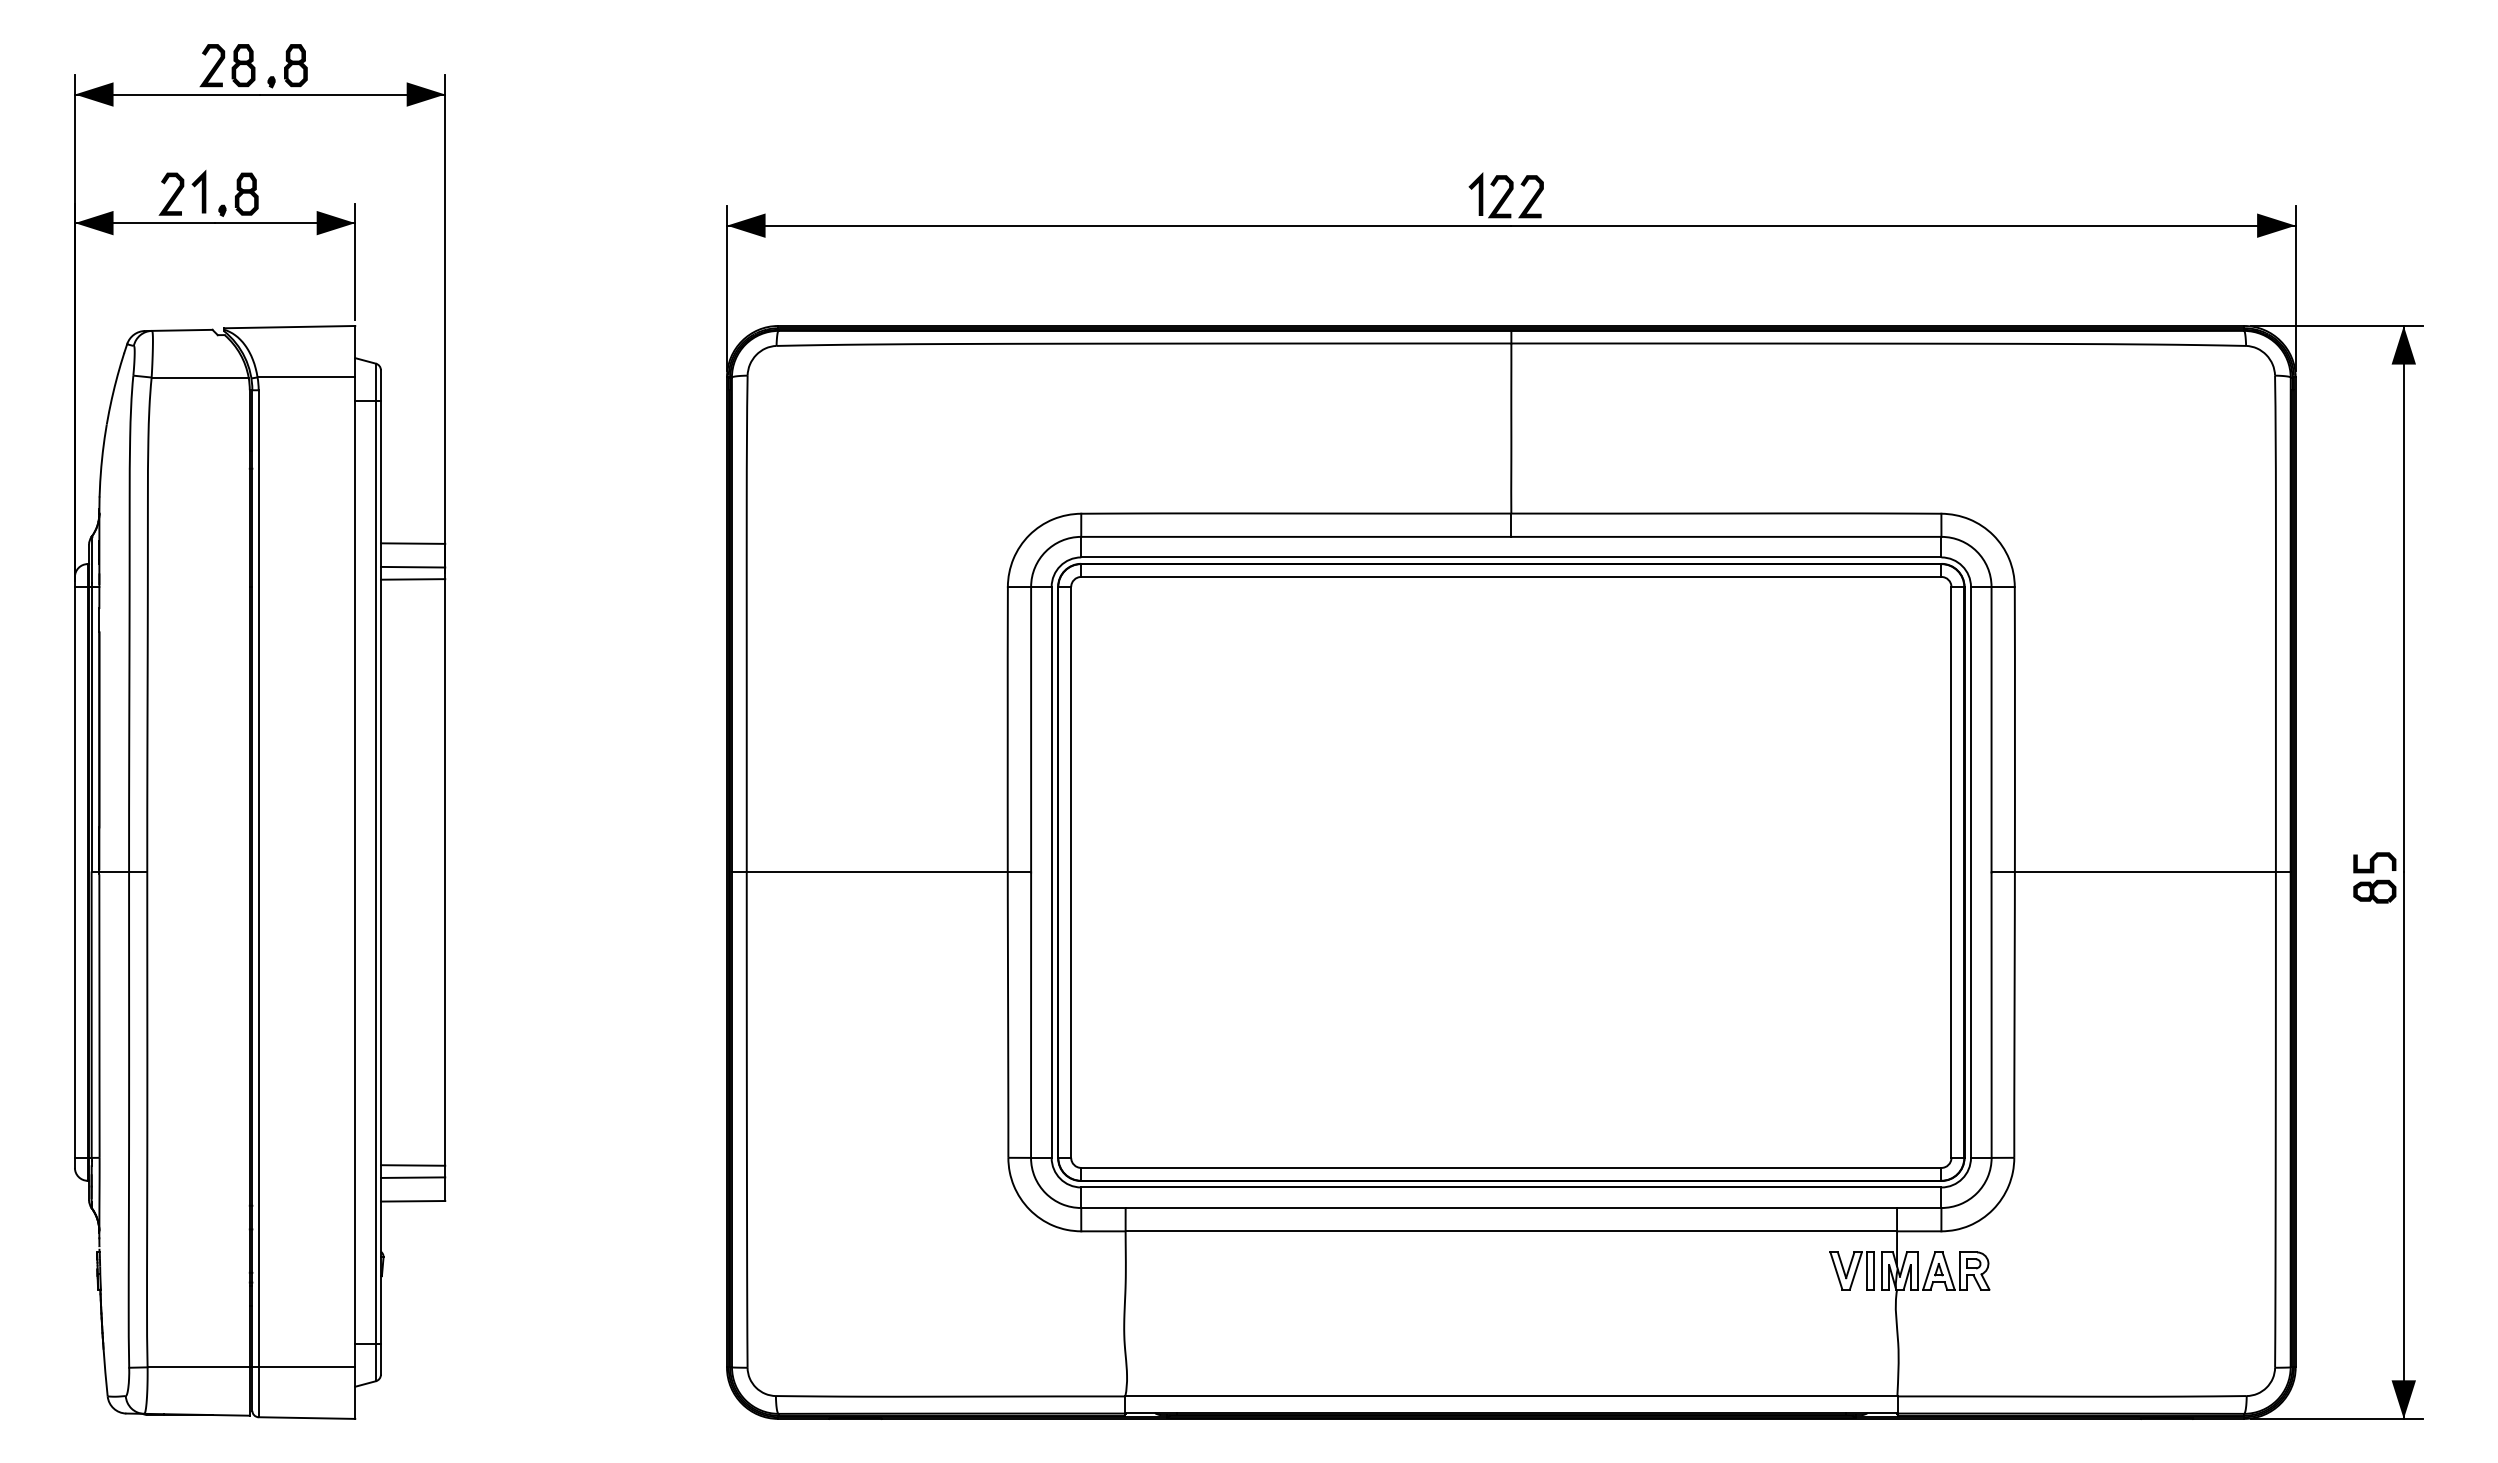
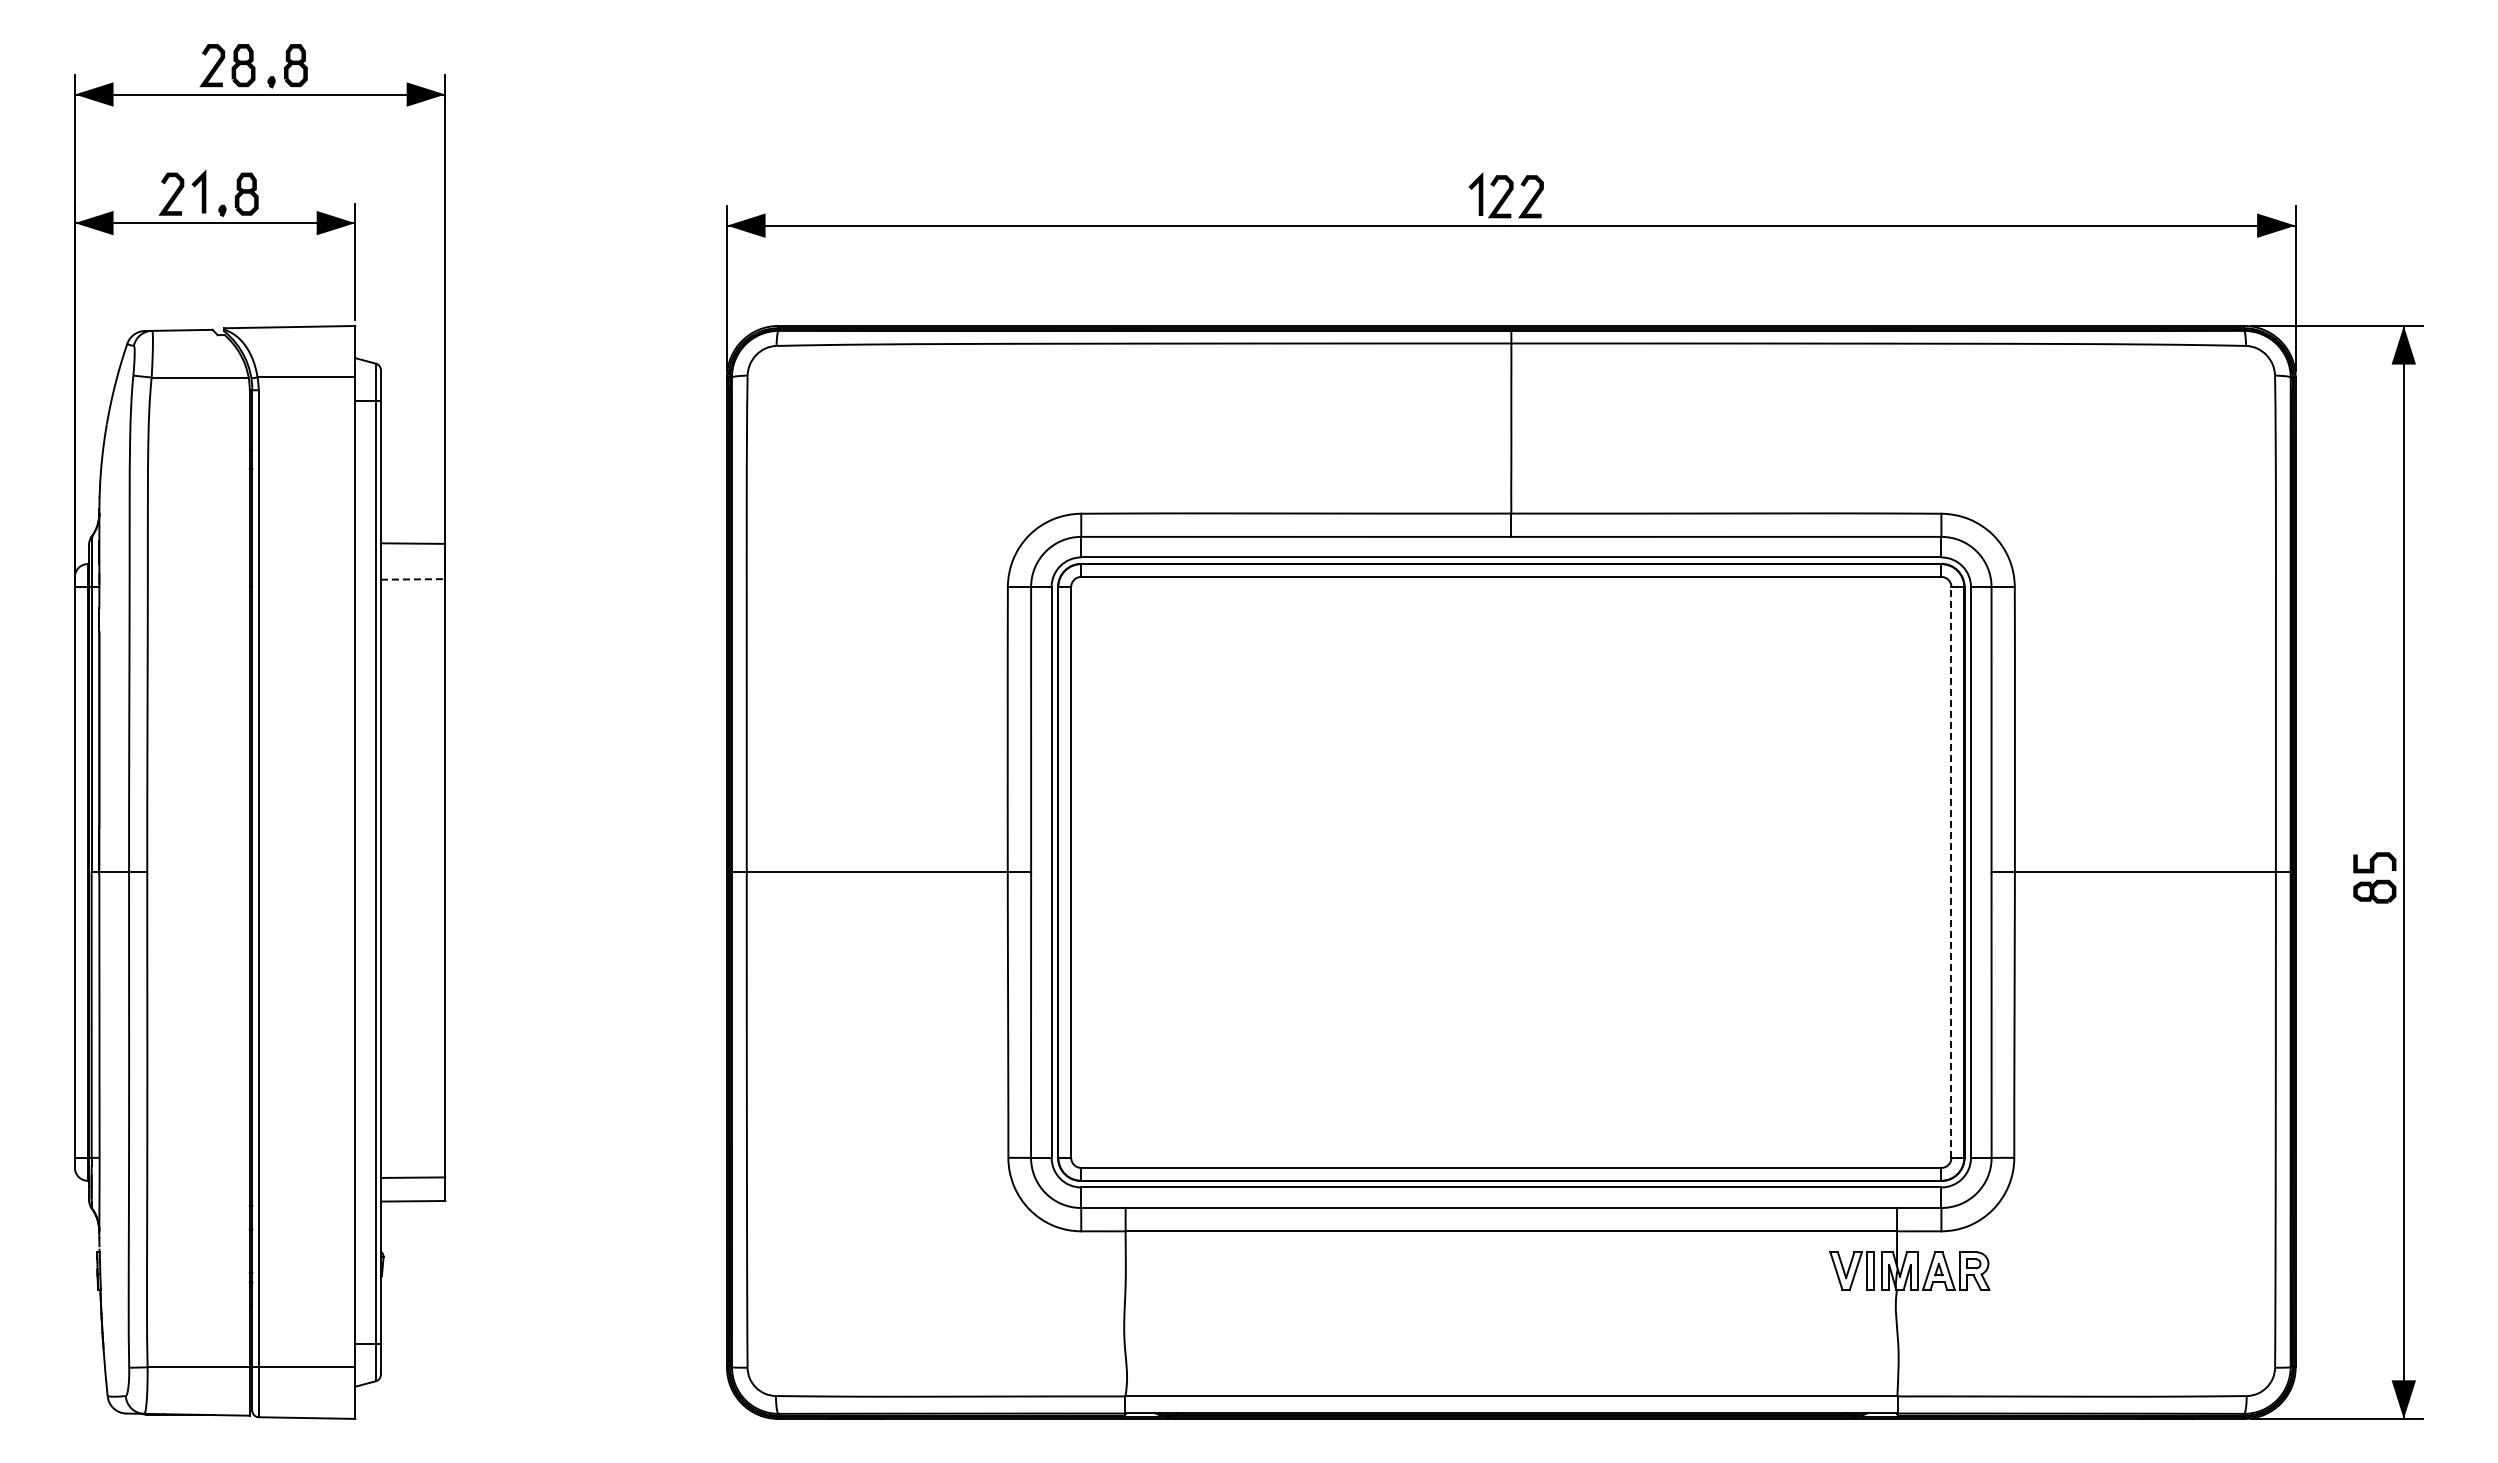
line: present -> none (412, 566)
line: solid -> dashed (413, 579)
line: solid -> dashed (1951, 871)
line: present -> none (412, 1165)
